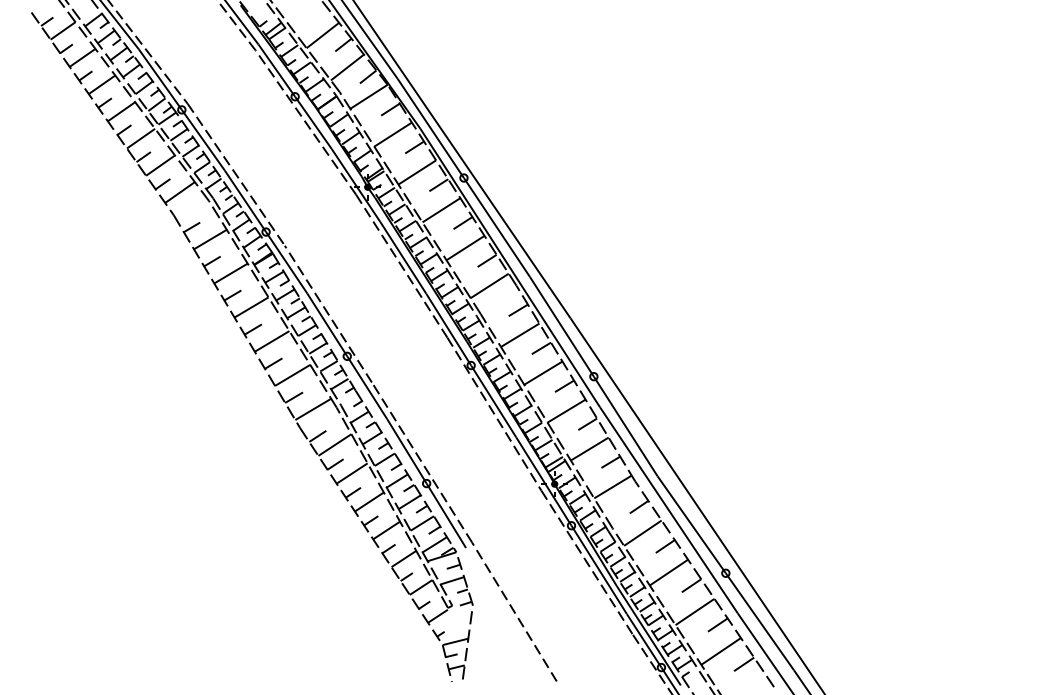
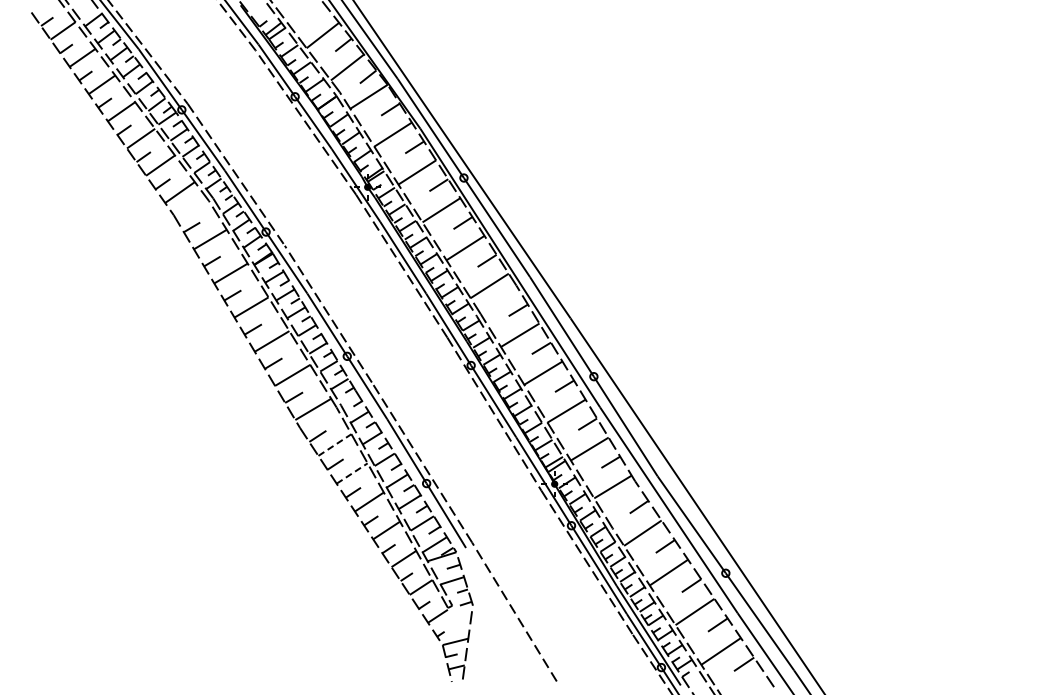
line: solid -> dashed (334, 445)
line: solid -> dashed (352, 473)
